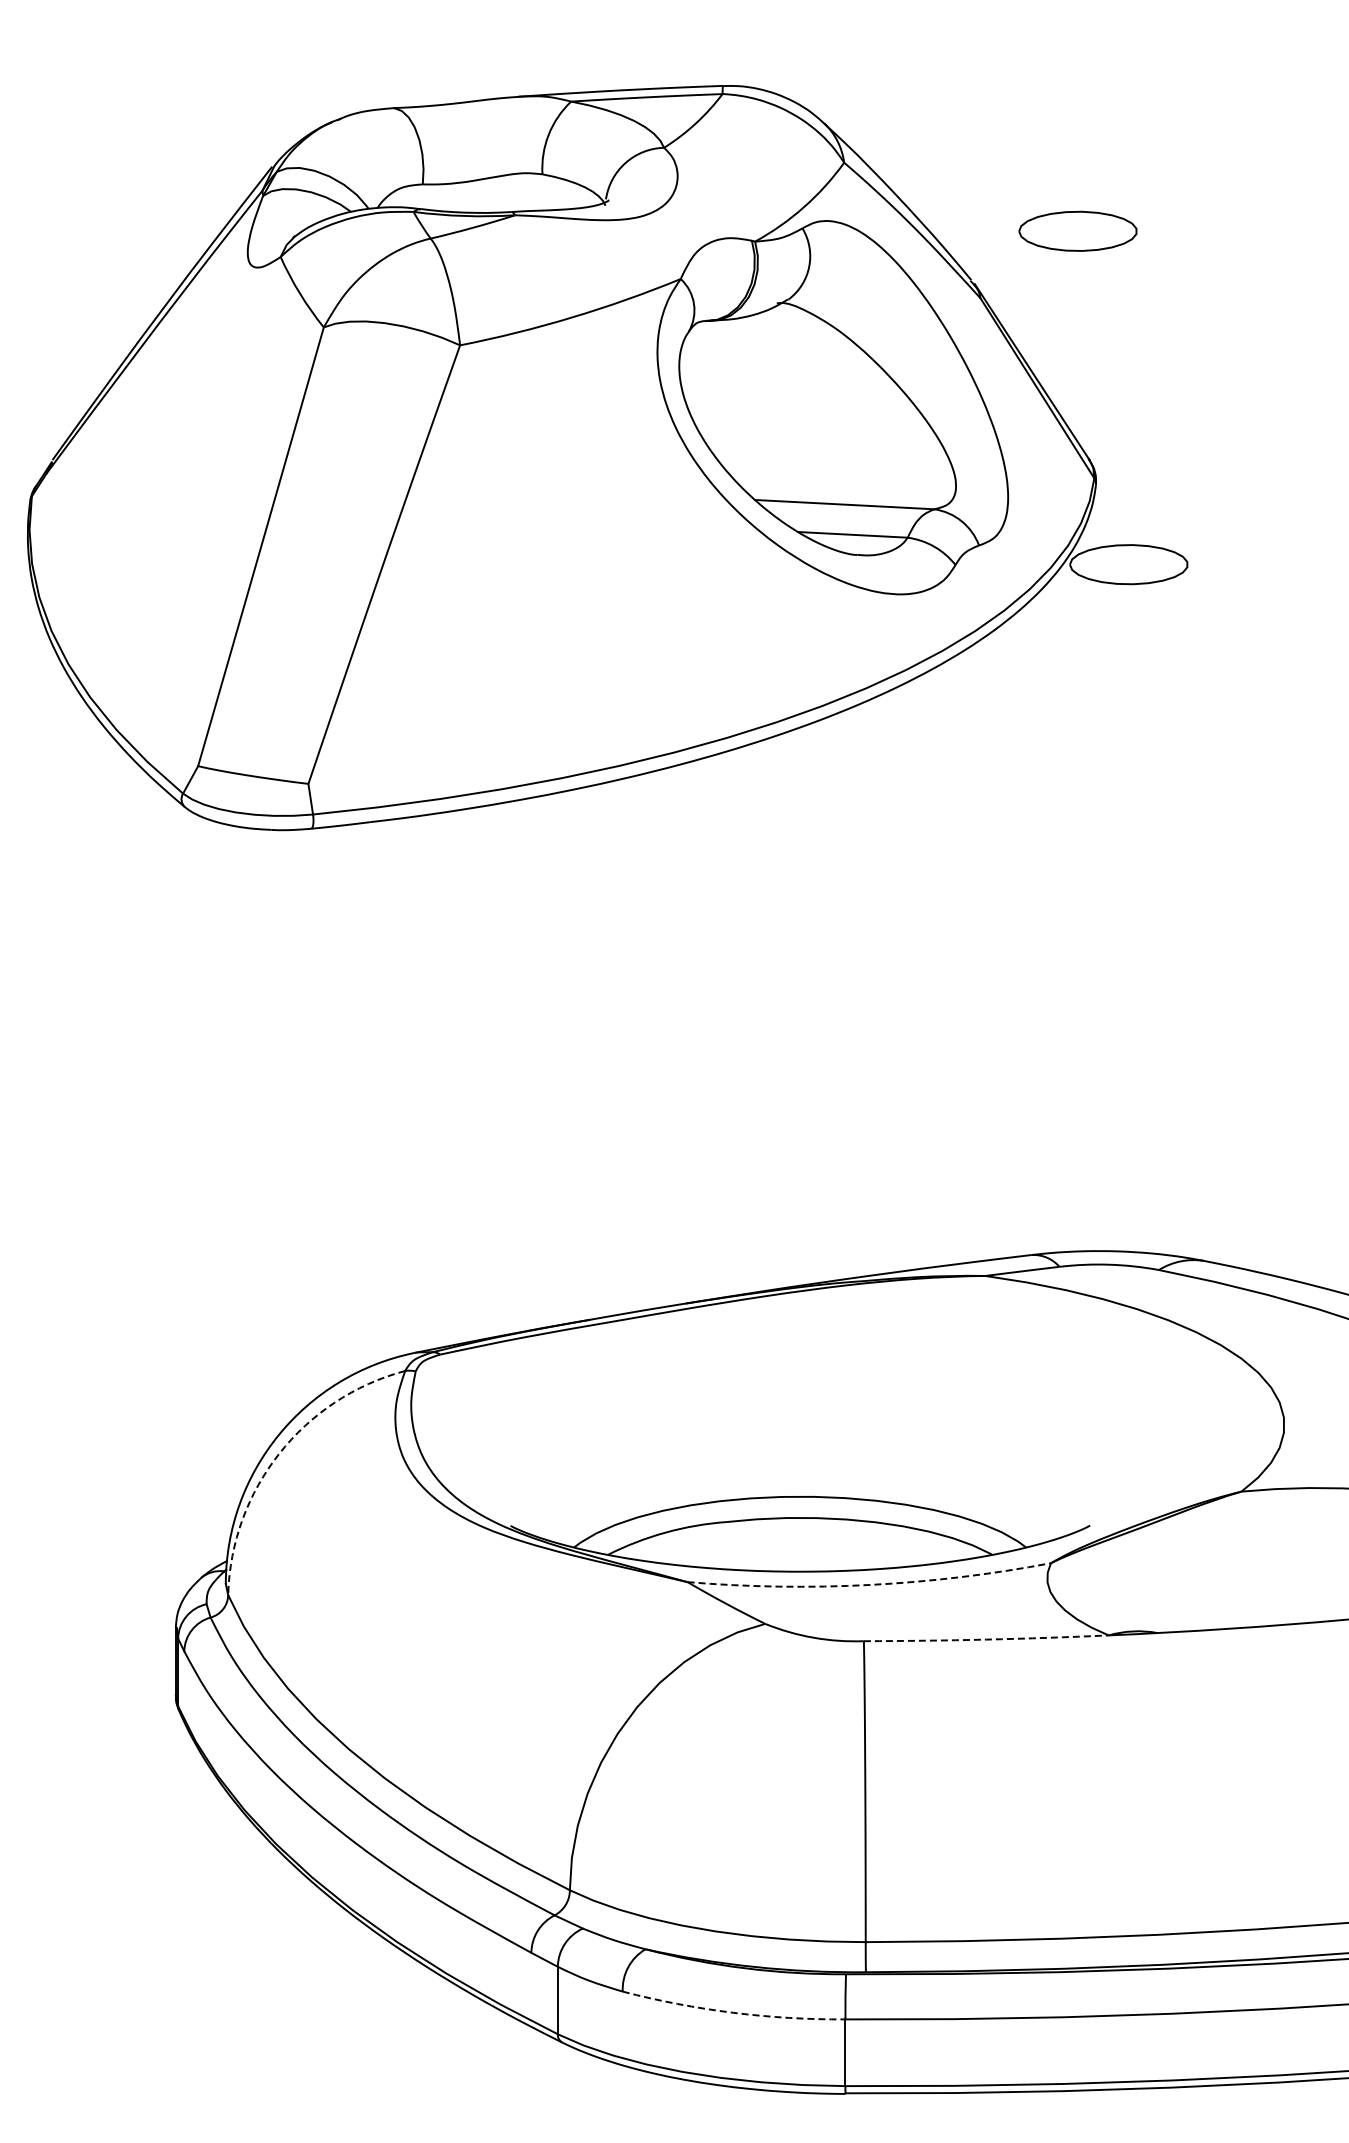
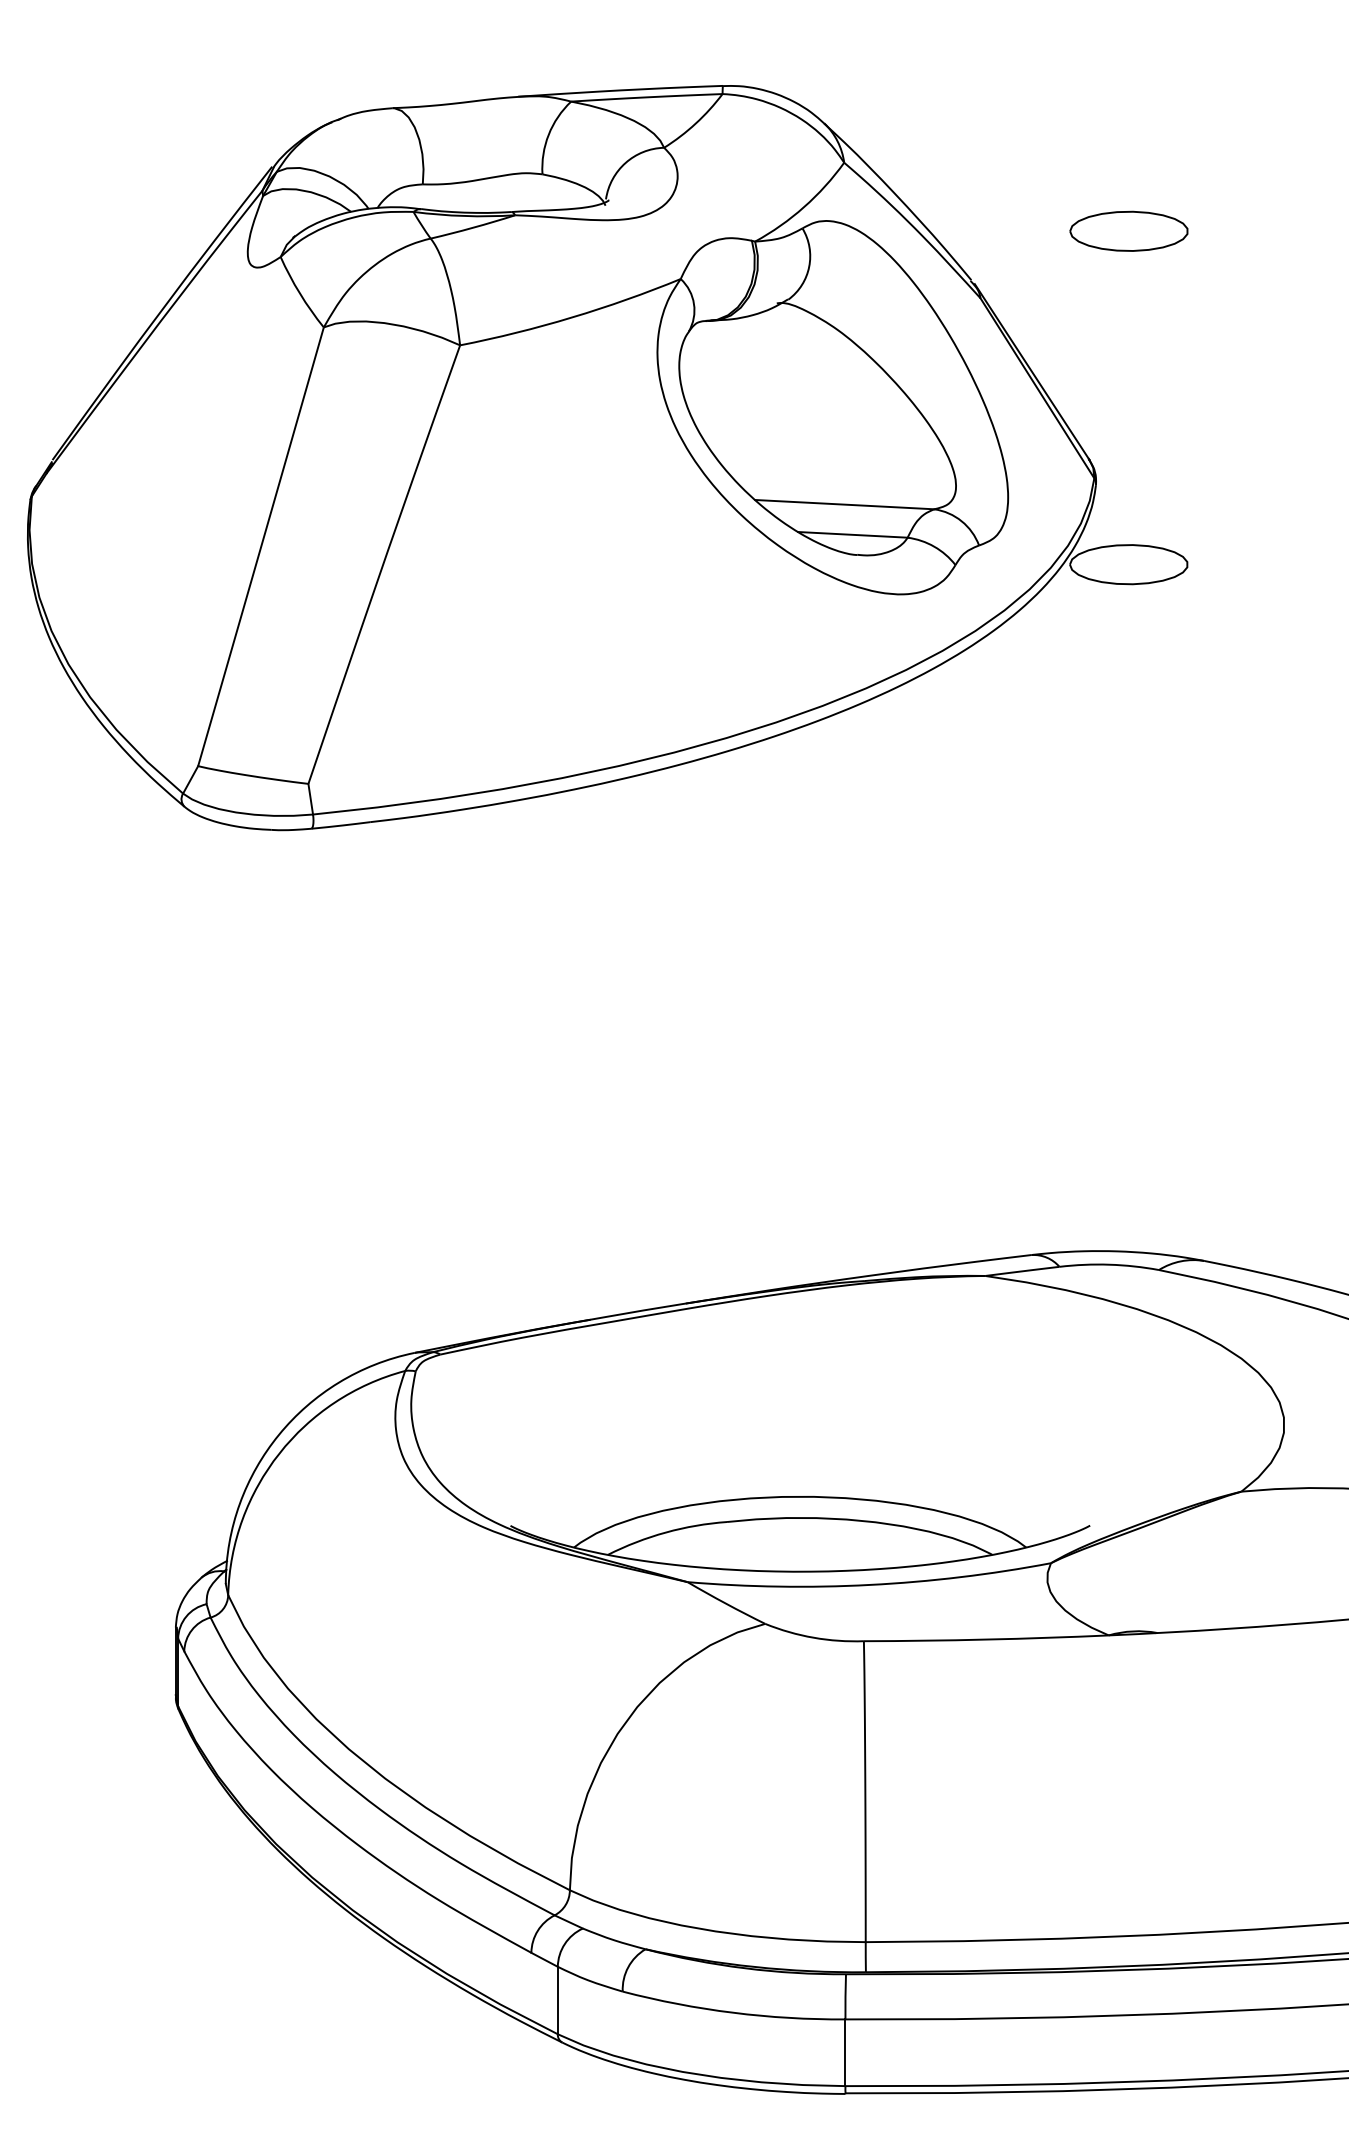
part position: (1077, 230) -> (1128, 230) (1128, 230)
arc: dashed -> solid (279, 1453)
arc: dashed -> solid (869, 1584)
arc: dashed -> solid (986, 1639)
arc: dashed -> solid (733, 2012)
